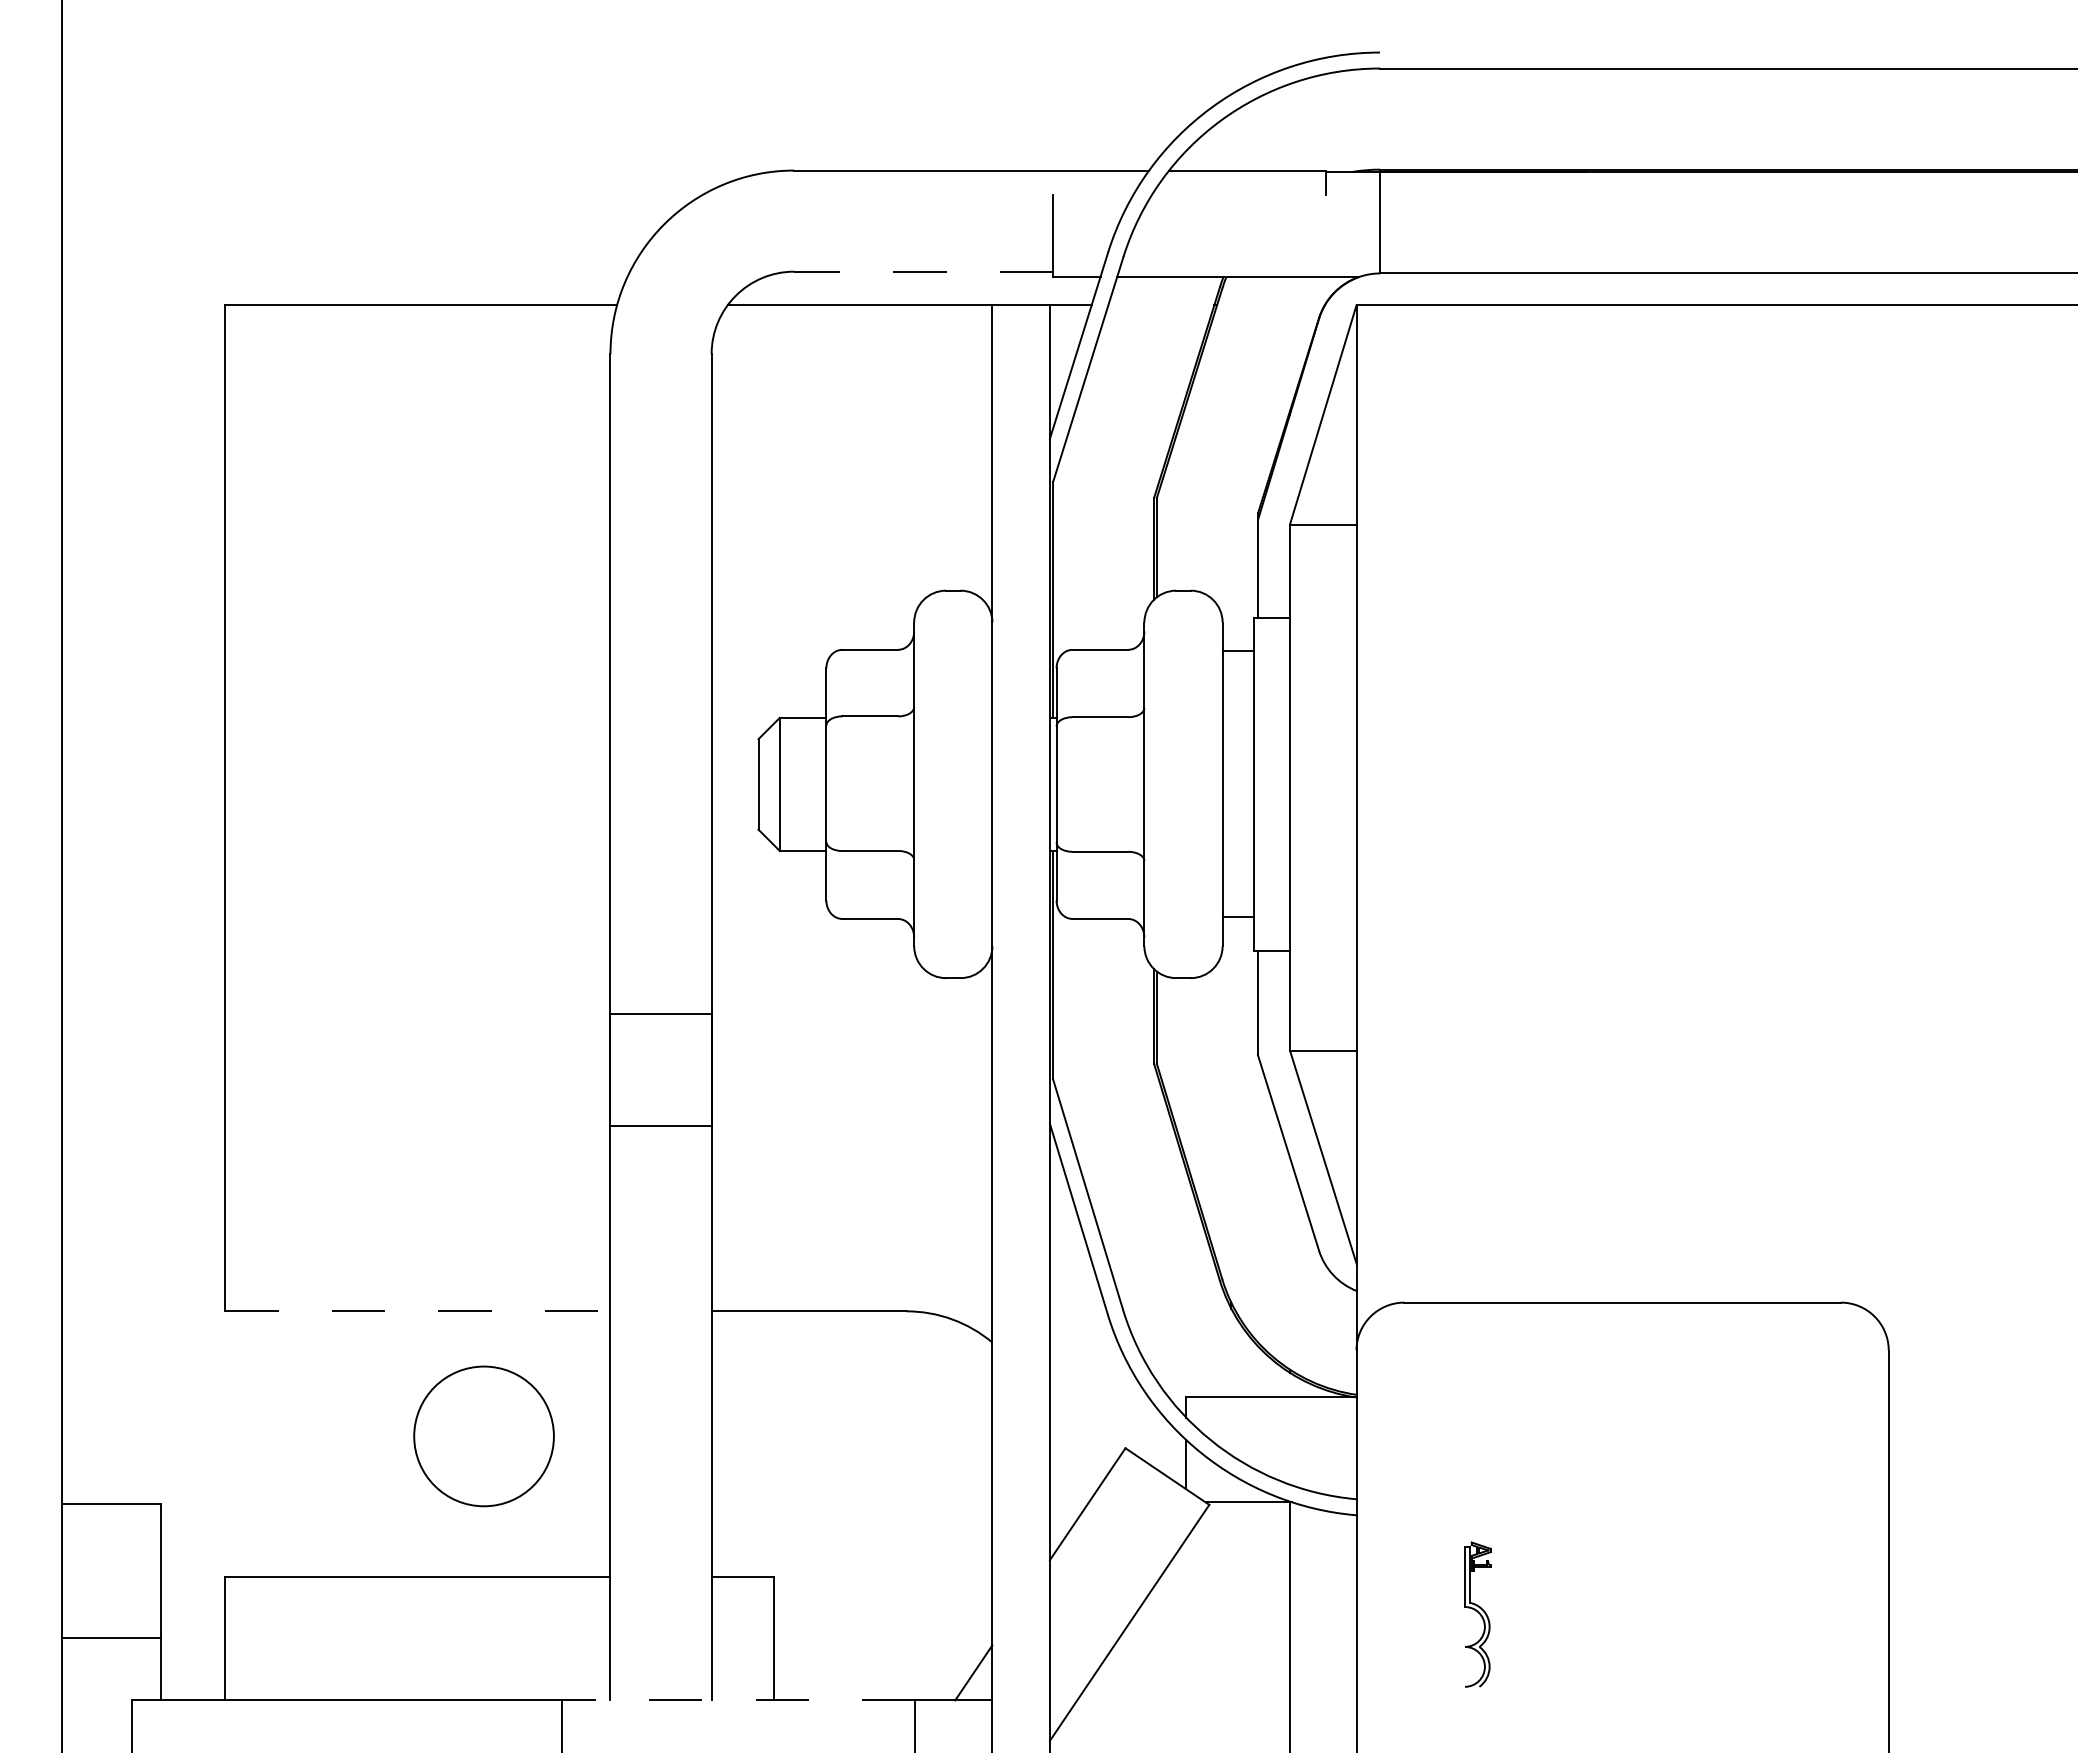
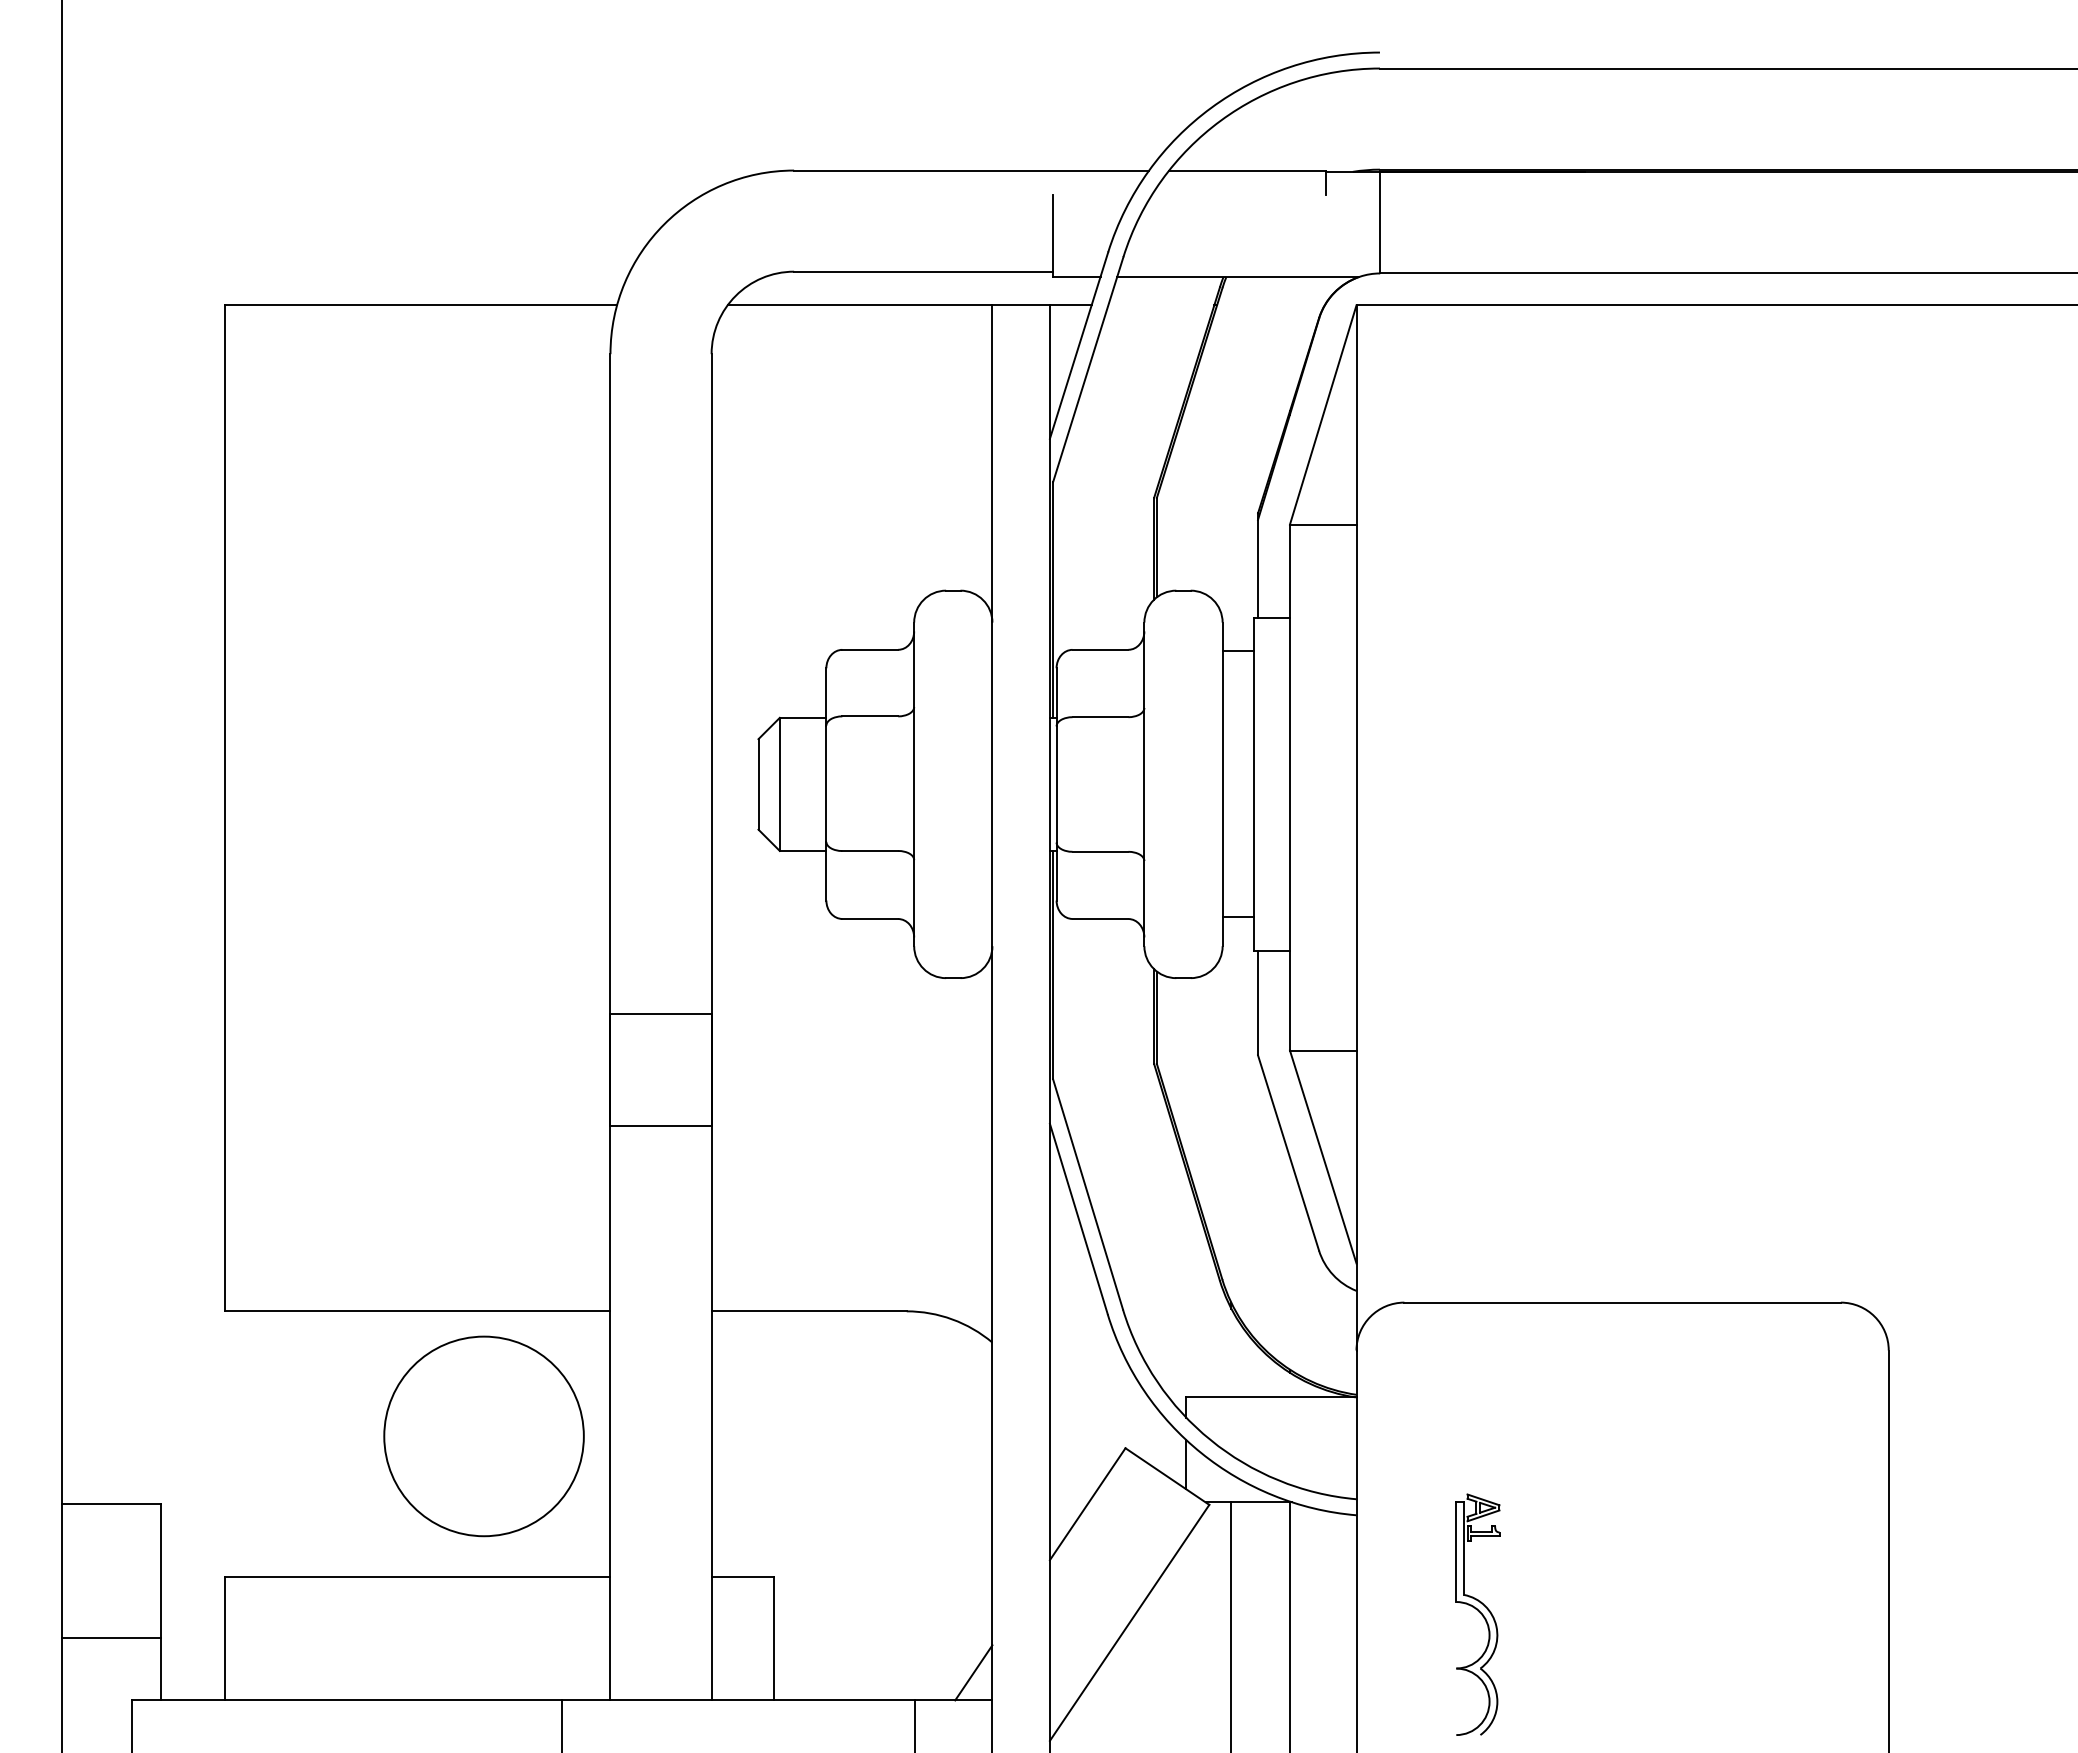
line: dashed -> solid (923, 271)
line: dashed -> solid (417, 1311)
circle diameter: 140 px -> 200 px (483, 1436)
part size: 28x147 px -> 46x243 px (1477, 1614)
line: none -> present (1231, 1625)
line: dashed -> solid (738, 1700)
